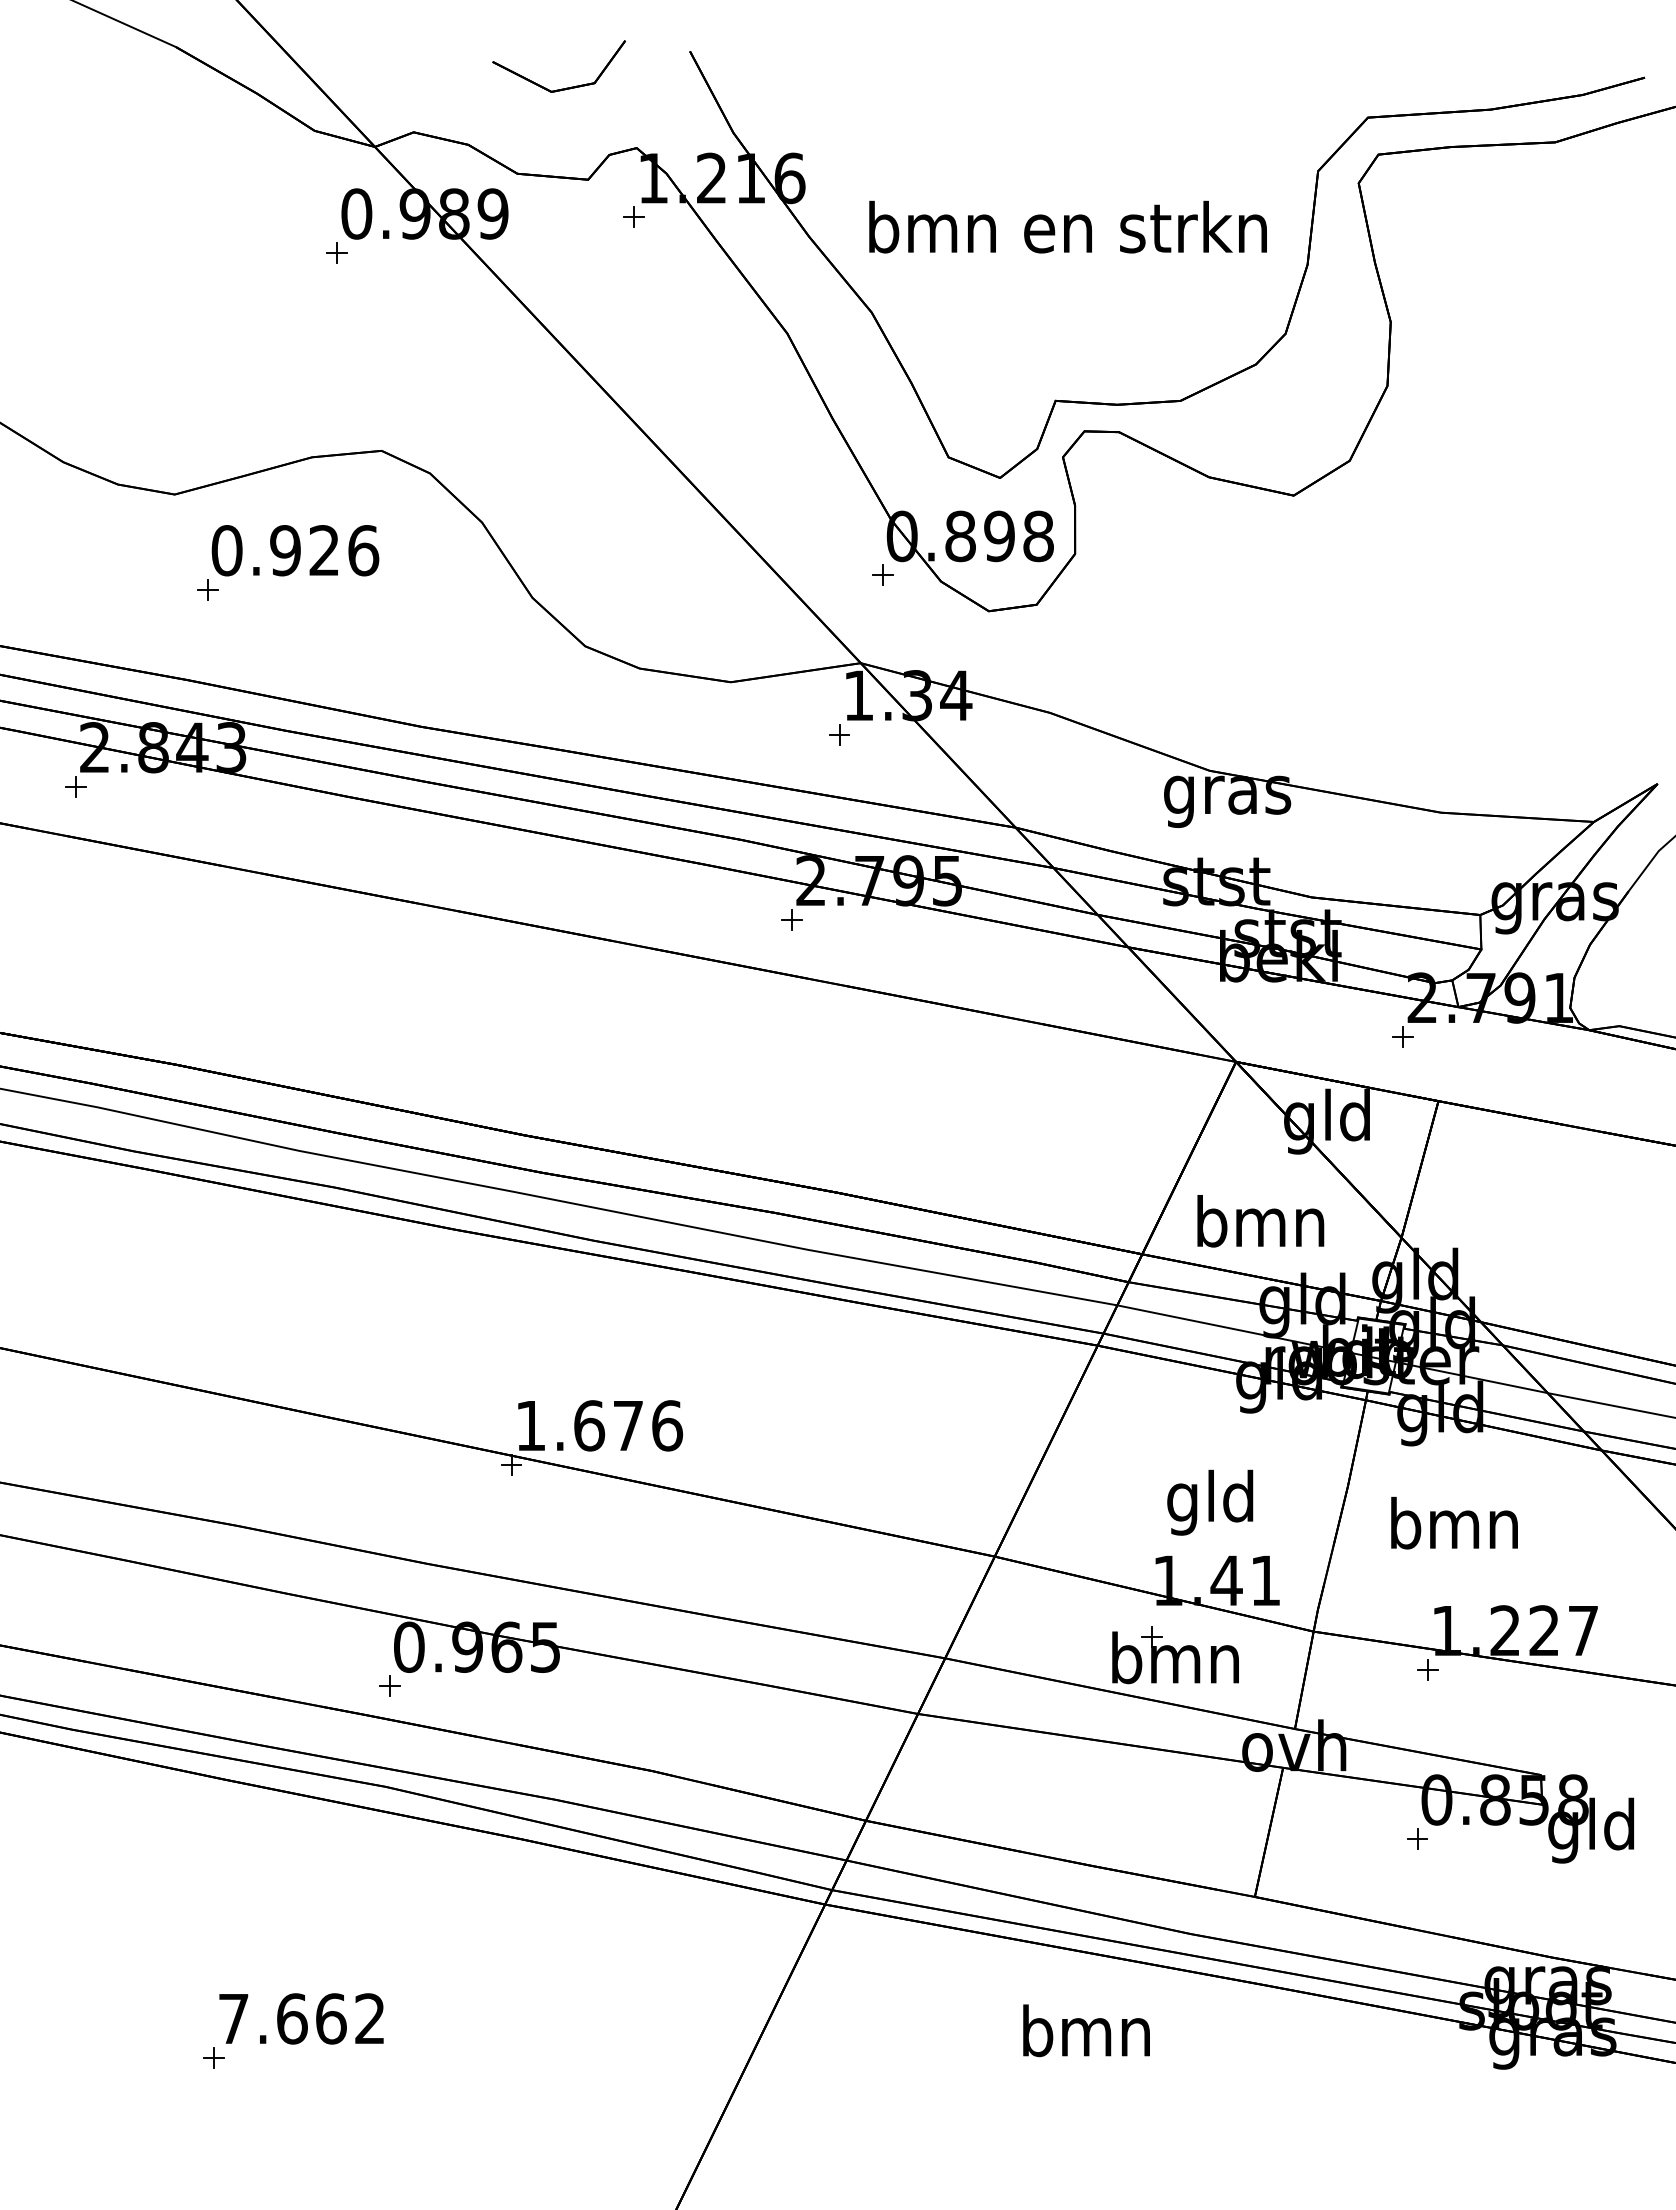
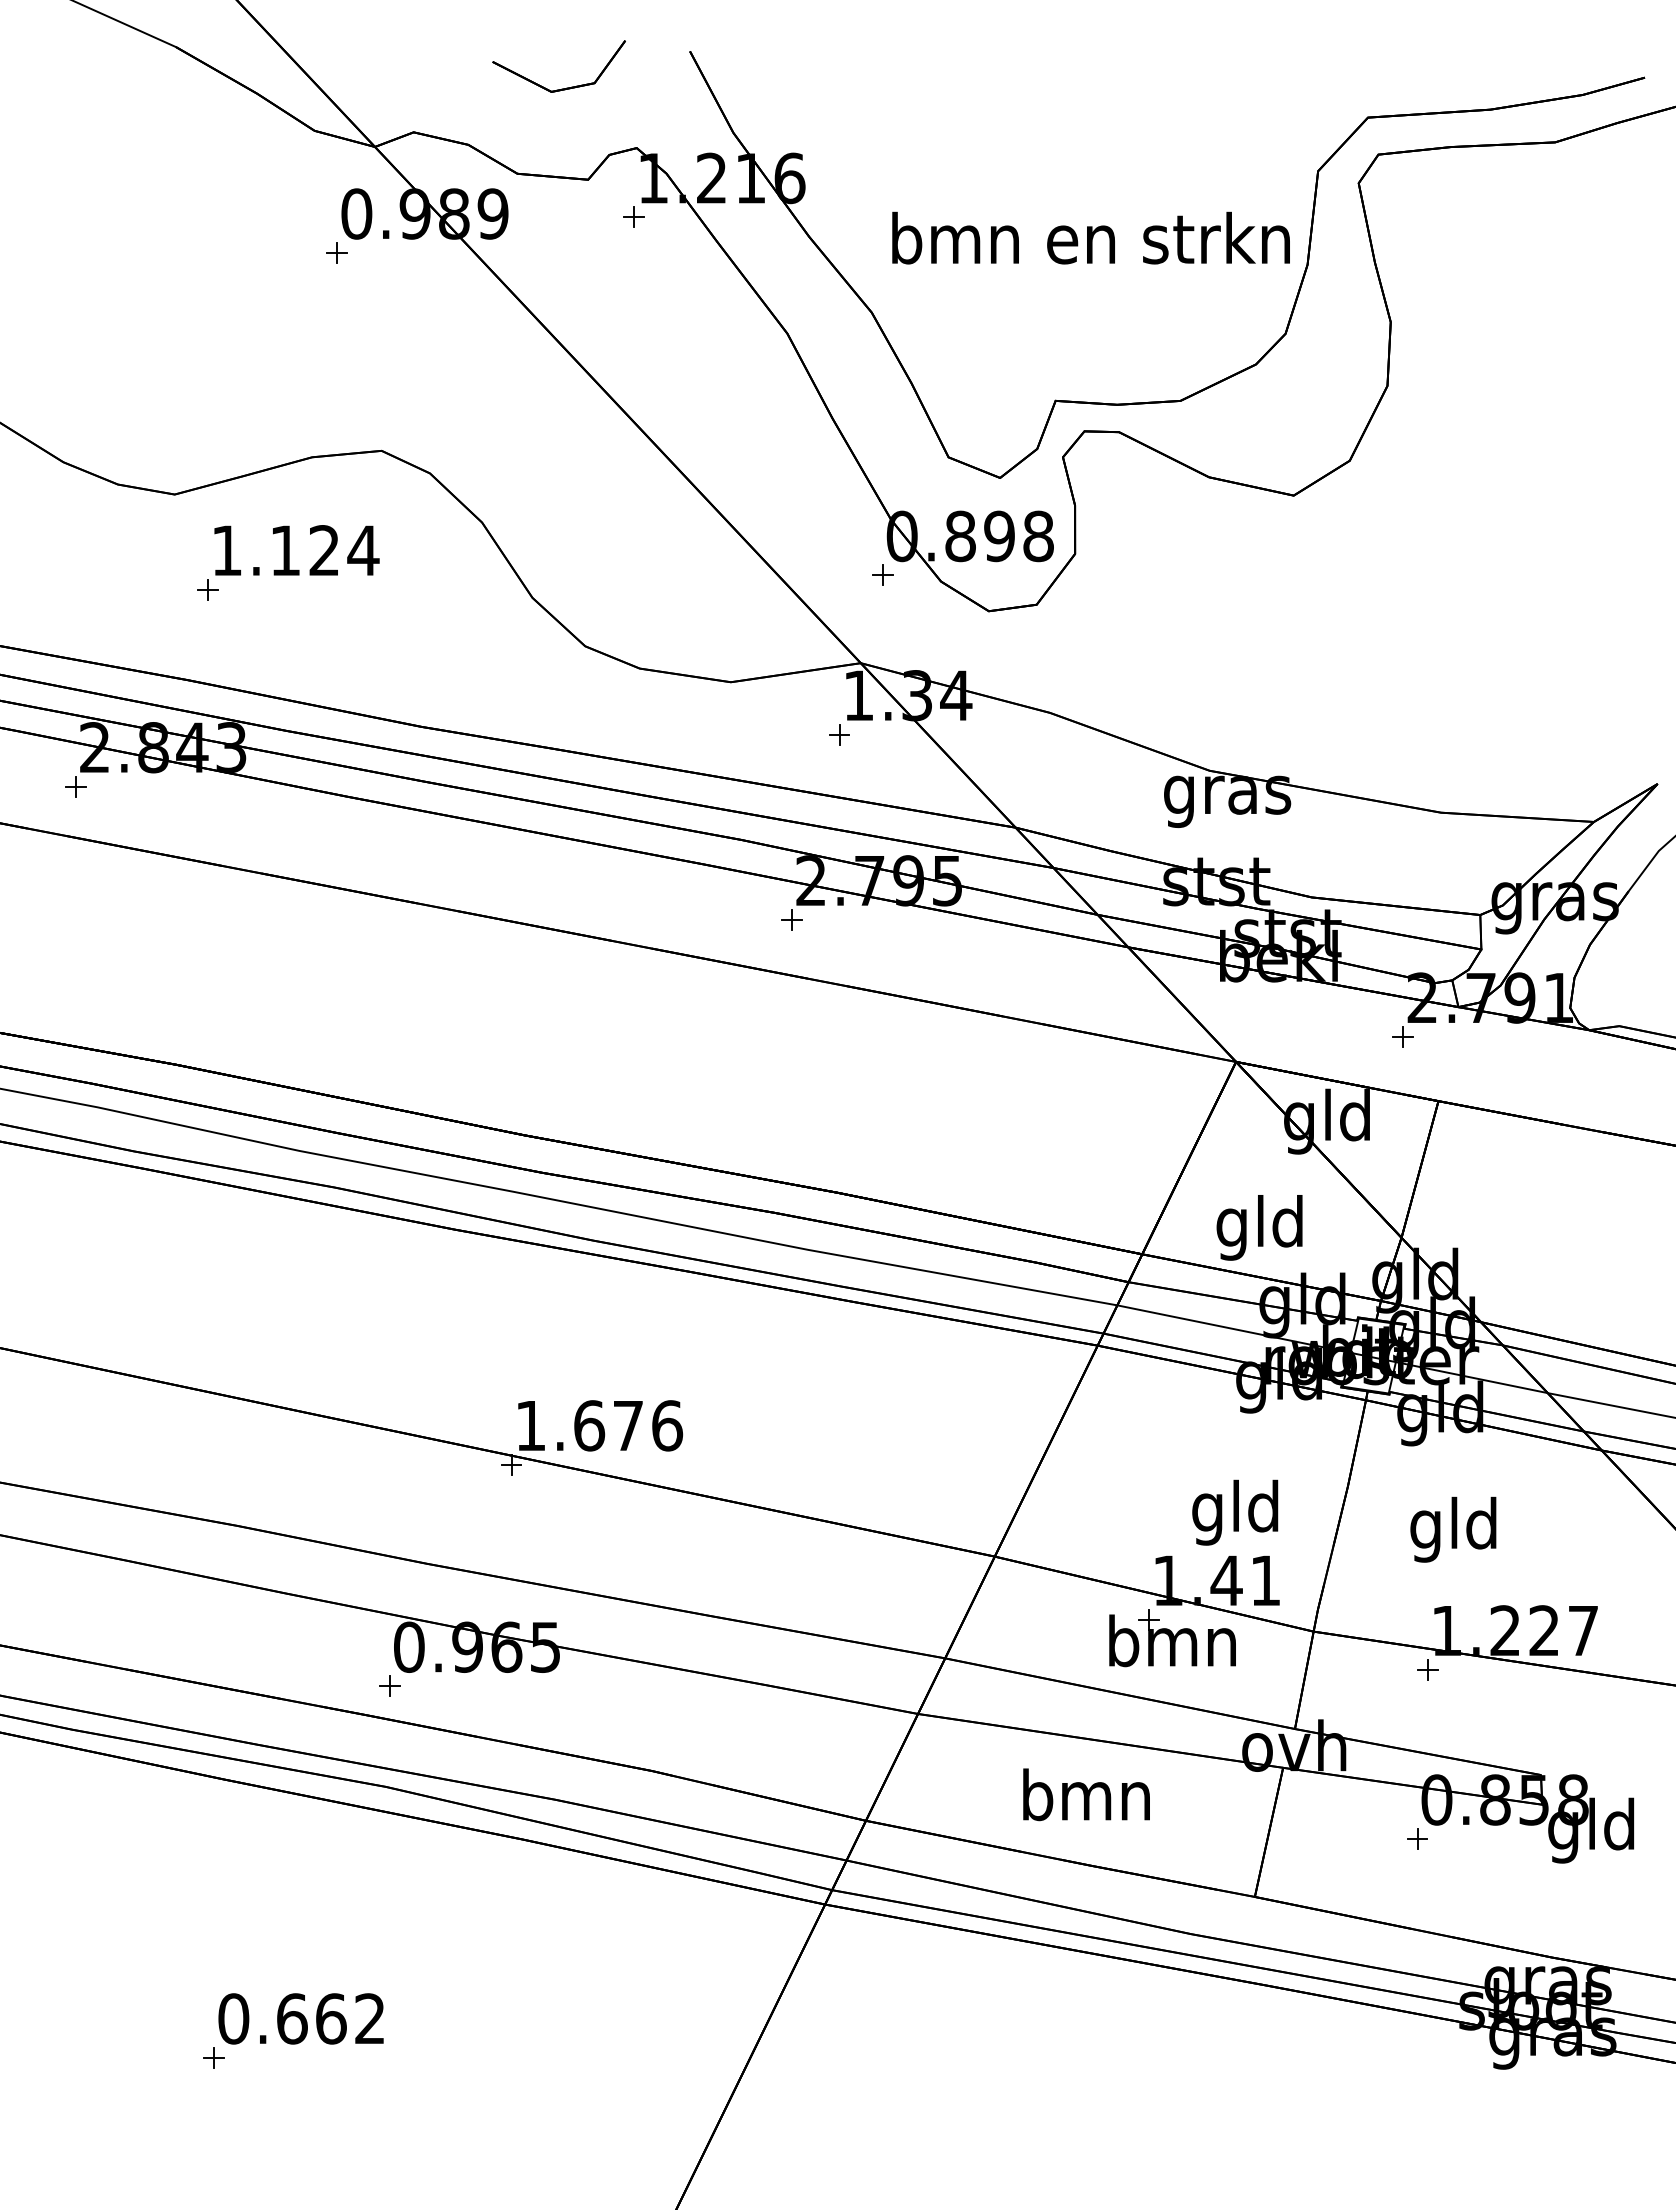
text position: (1067, 226) -> (1090, 237) (1090, 237)
text: 0.926 -> 1.124 (295, 550)
text: bmn -> gld (1260, 1227)
text position: (1210, 1502) -> (1235, 1512) (1235, 1512)
text: bmn -> gld (1454, 1529)
part position: (1175, 1655) -> (1172, 1638) (1172, 1638)
text: 7.662 -> 0.662 (233, 2018)
text position: (1086, 2030) -> (1086, 1794) (1086, 1794)
